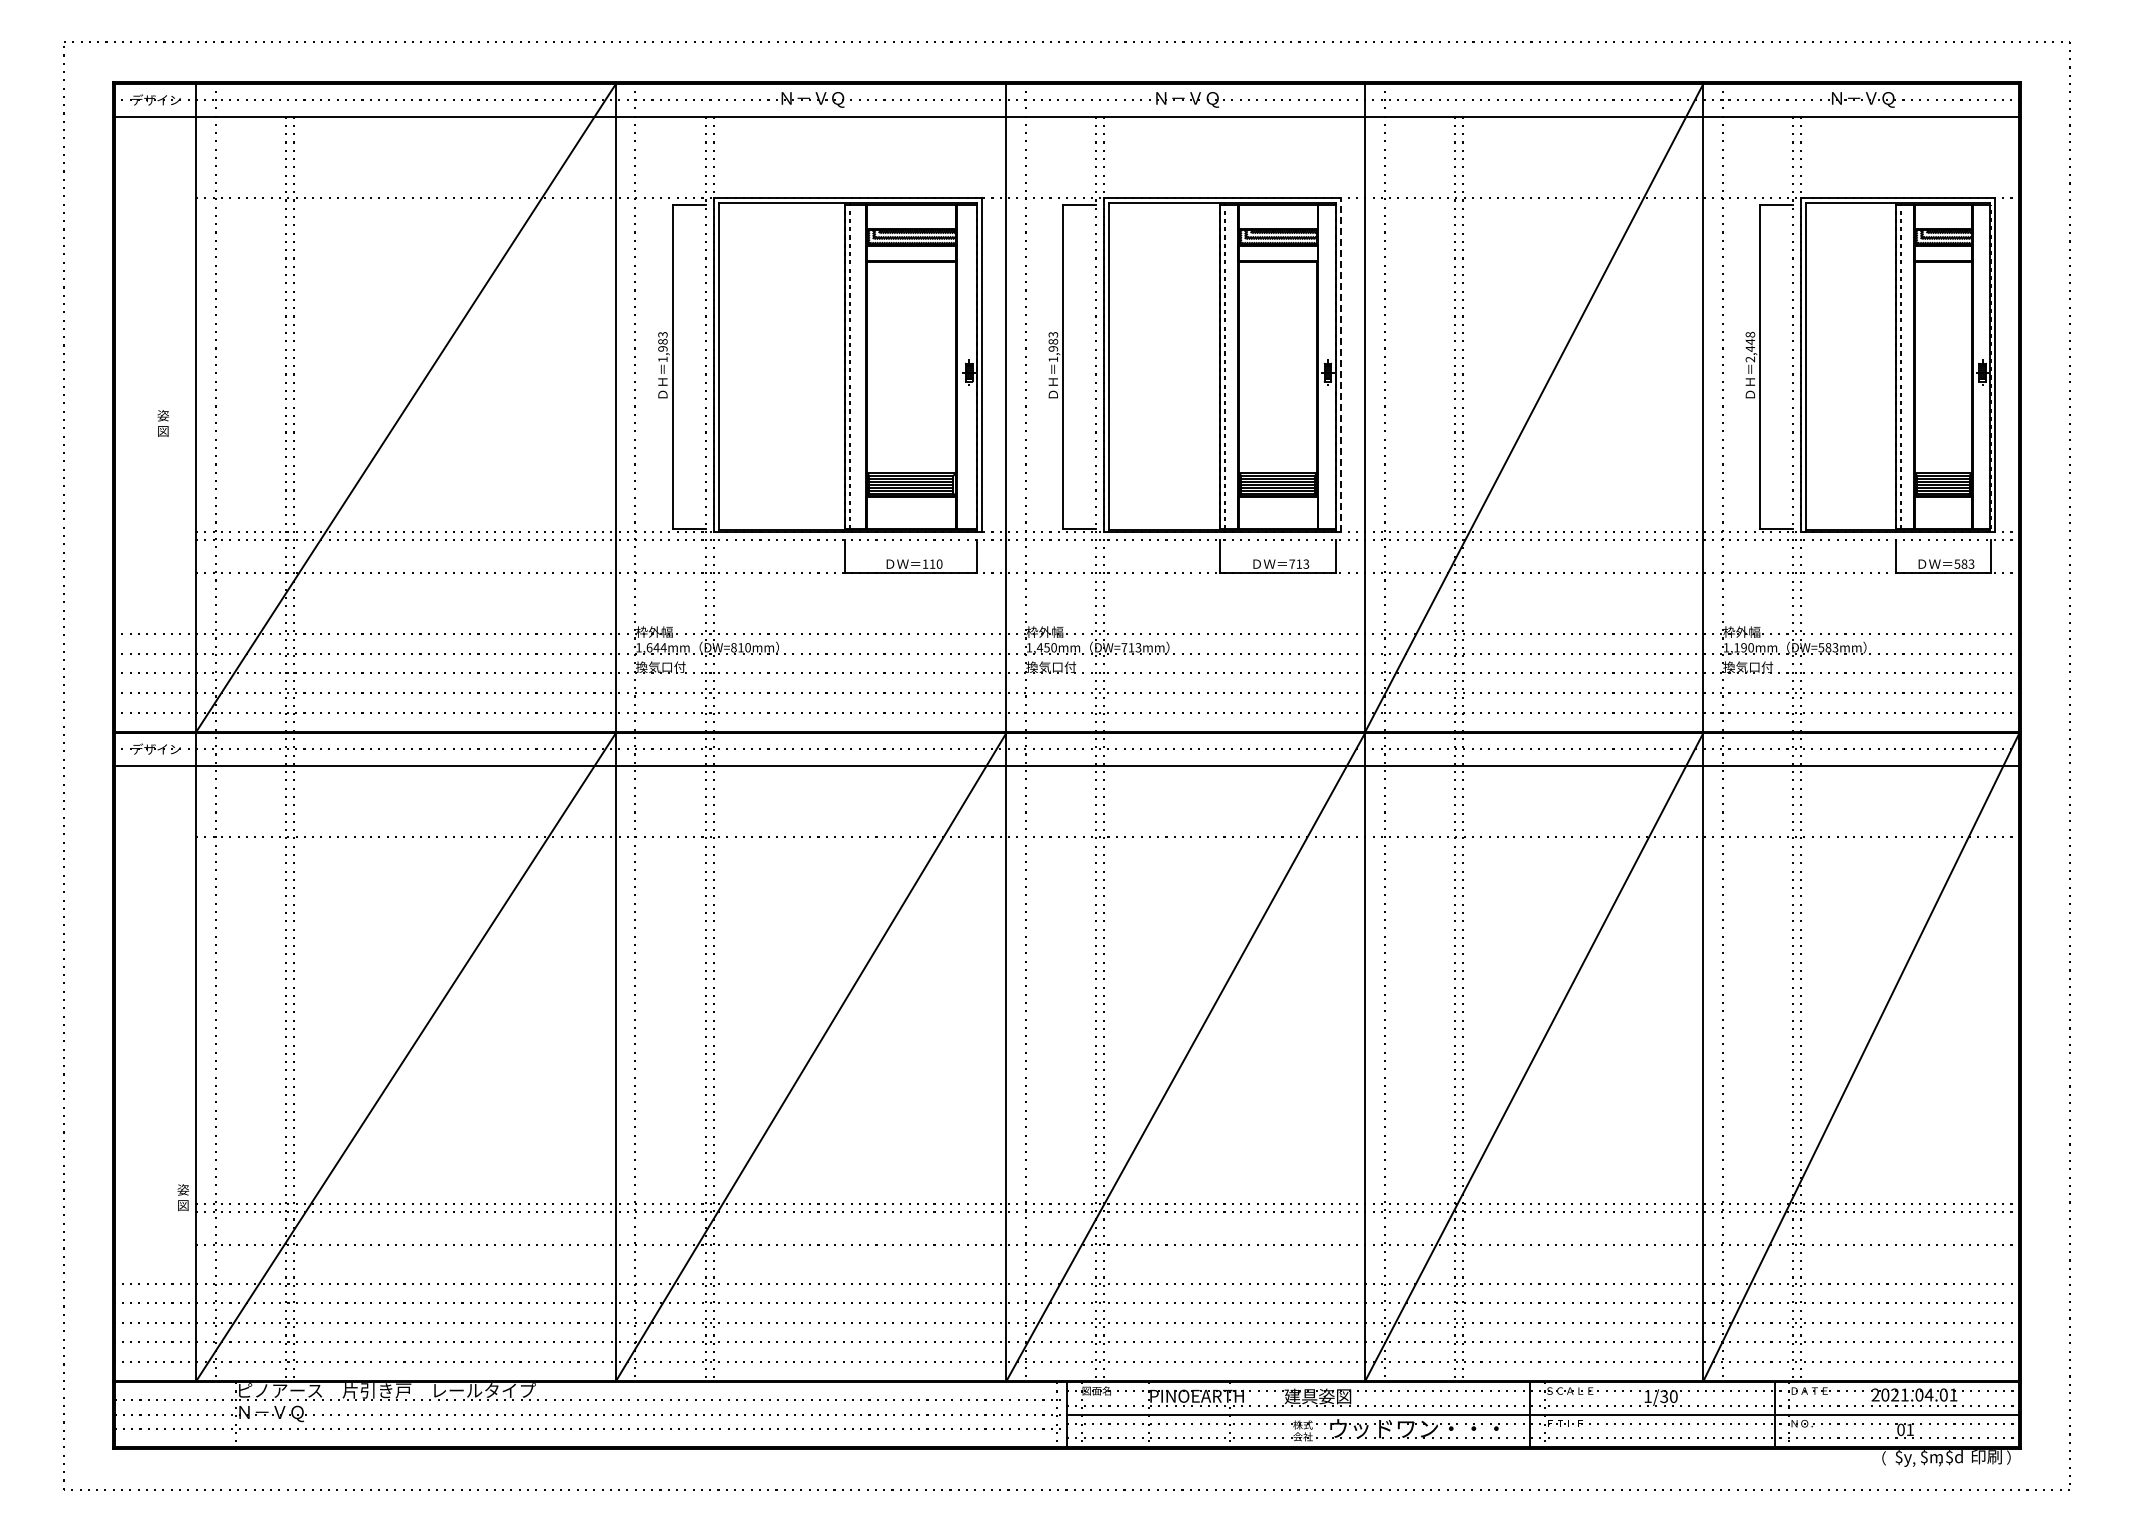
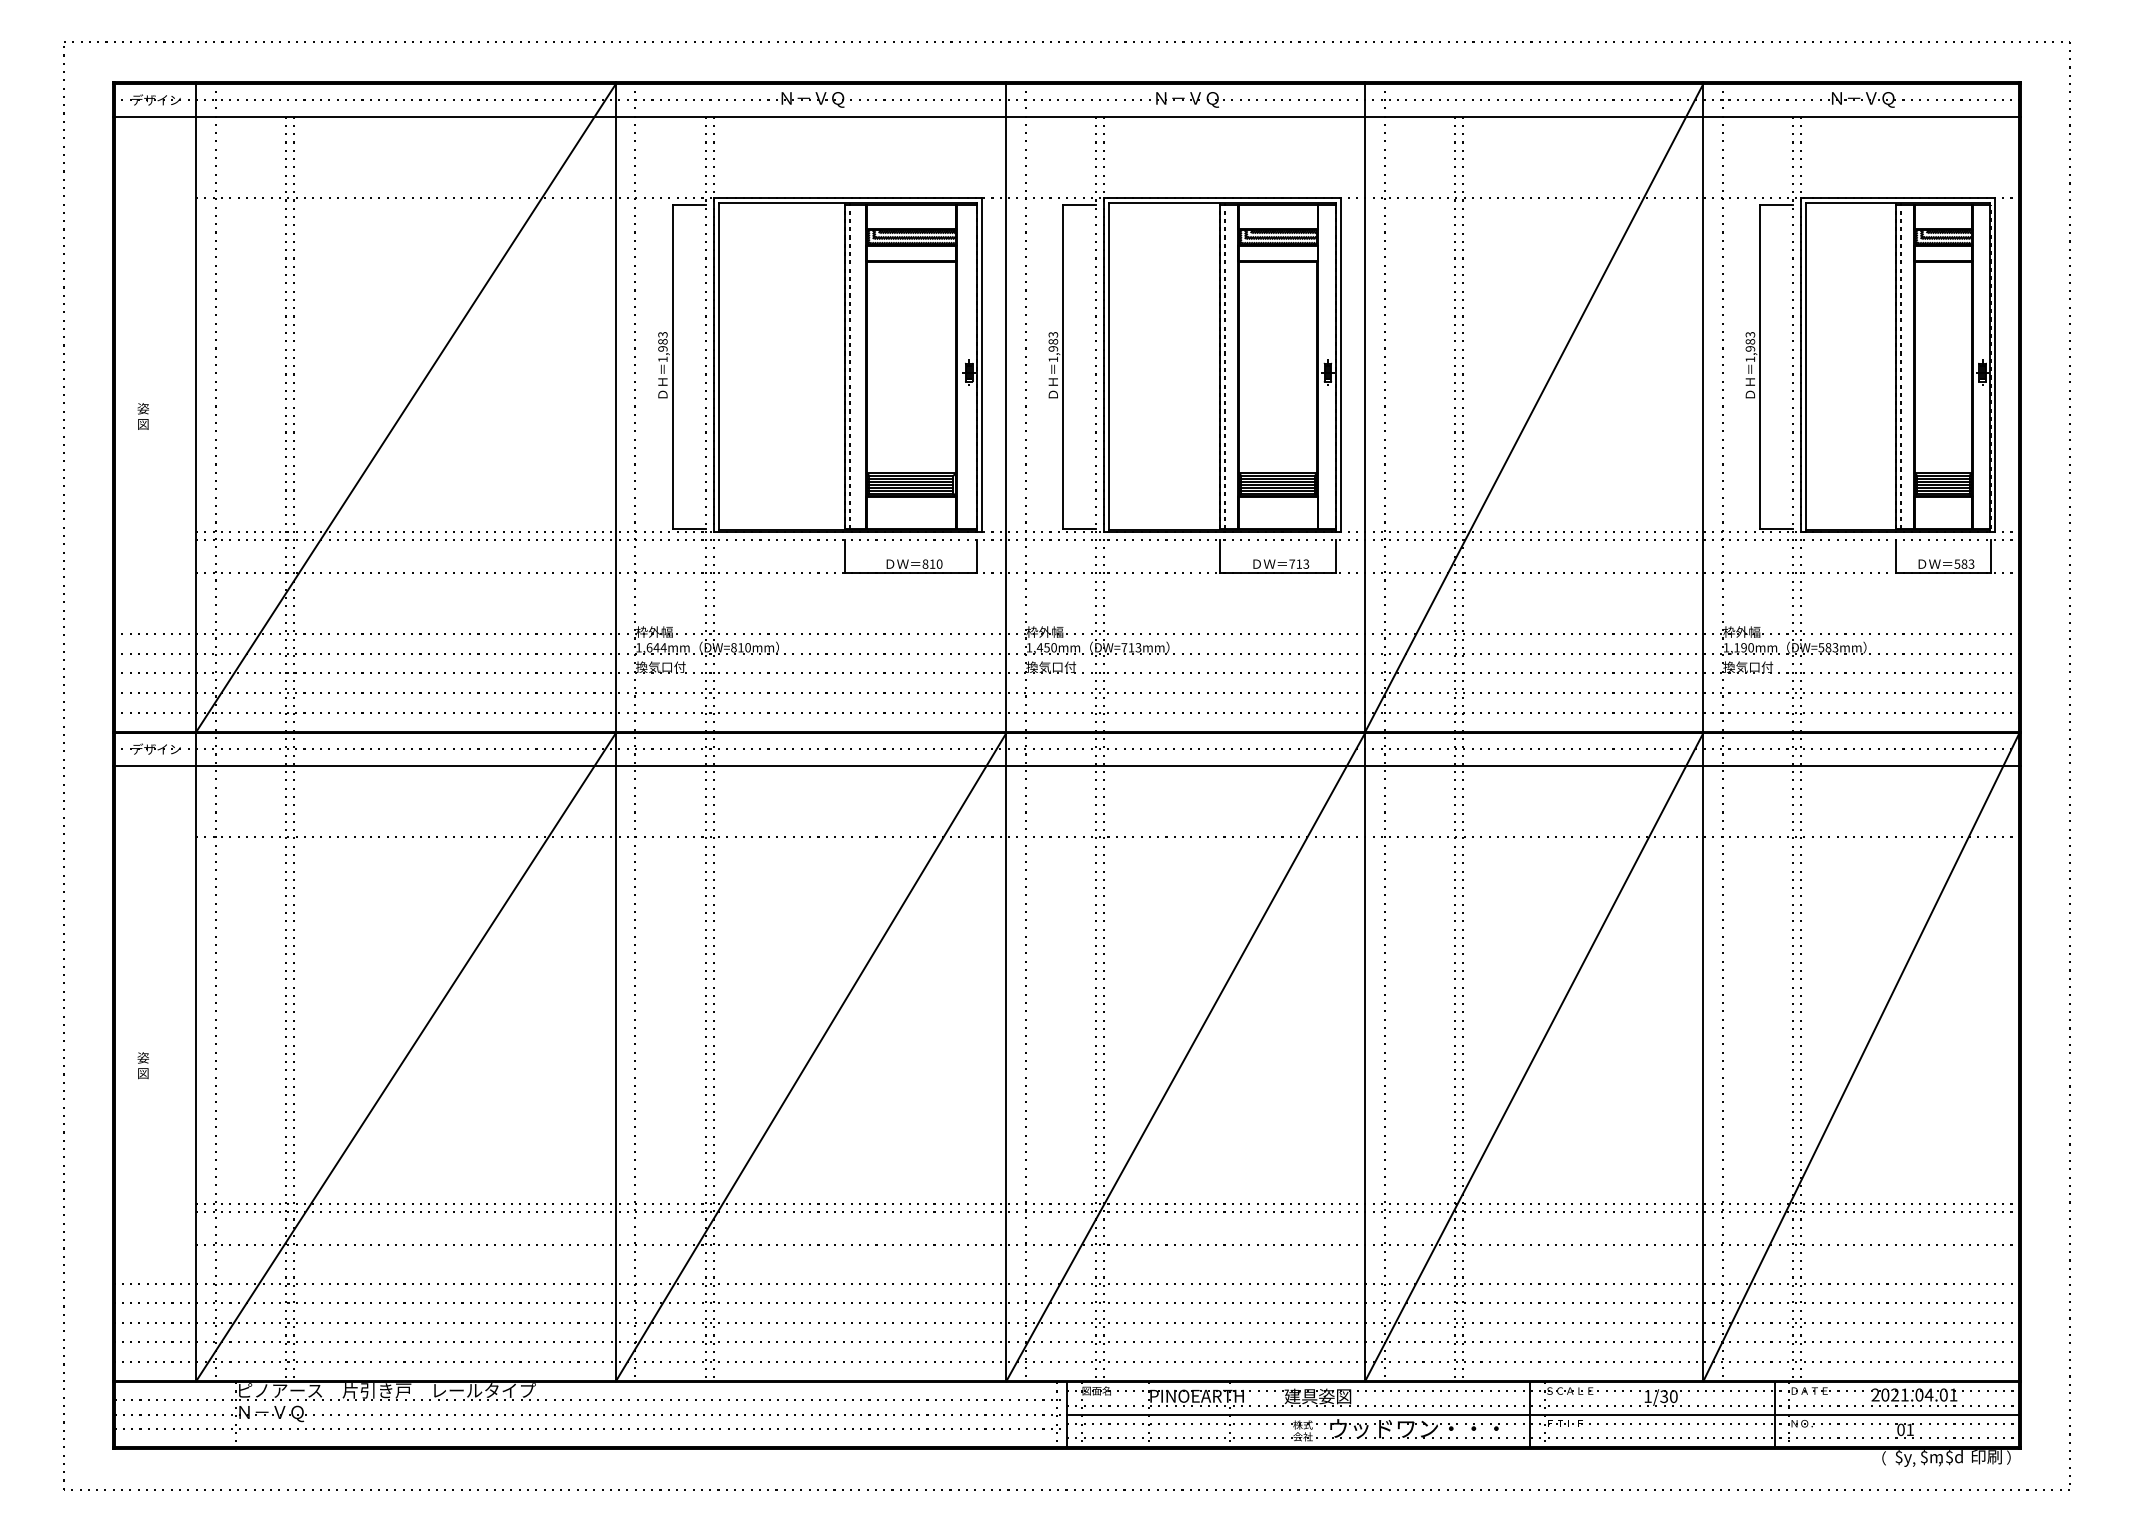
text: 2,448 -> 1,983 (1750, 346)
line: dashed -> solid (1340, 365)
text position: (162, 423) -> (142, 416) (142, 416)
text: 110 -> 810 (925, 563)
text position: (182, 1197) -> (142, 1065) (142, 1065)
